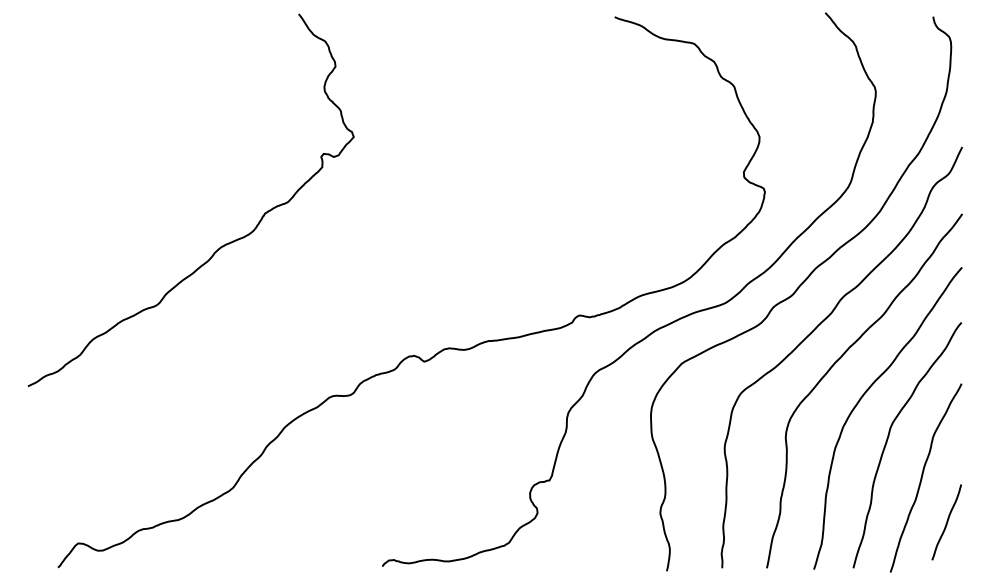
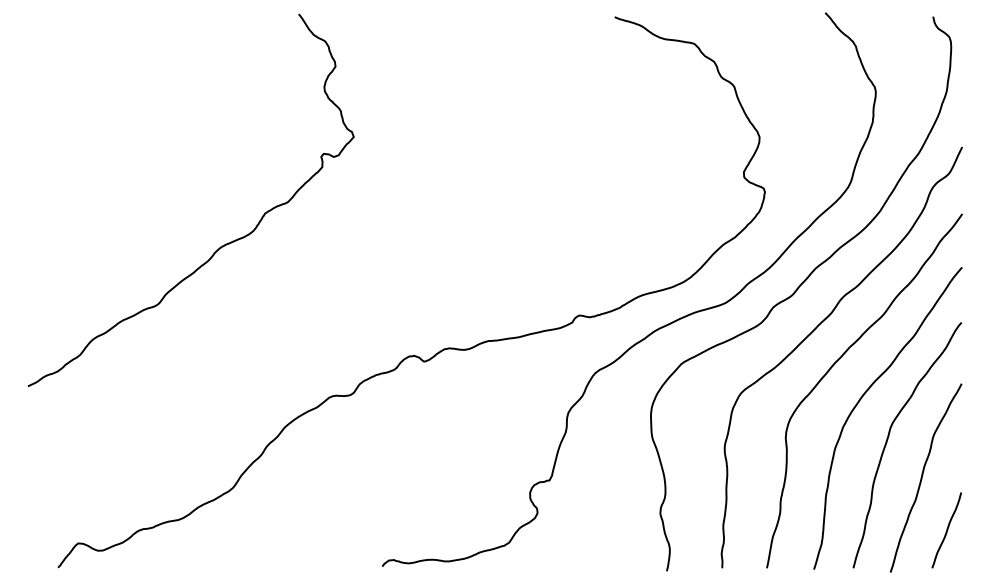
line position: (946, 522) -> (946, 530) (946, 530)
